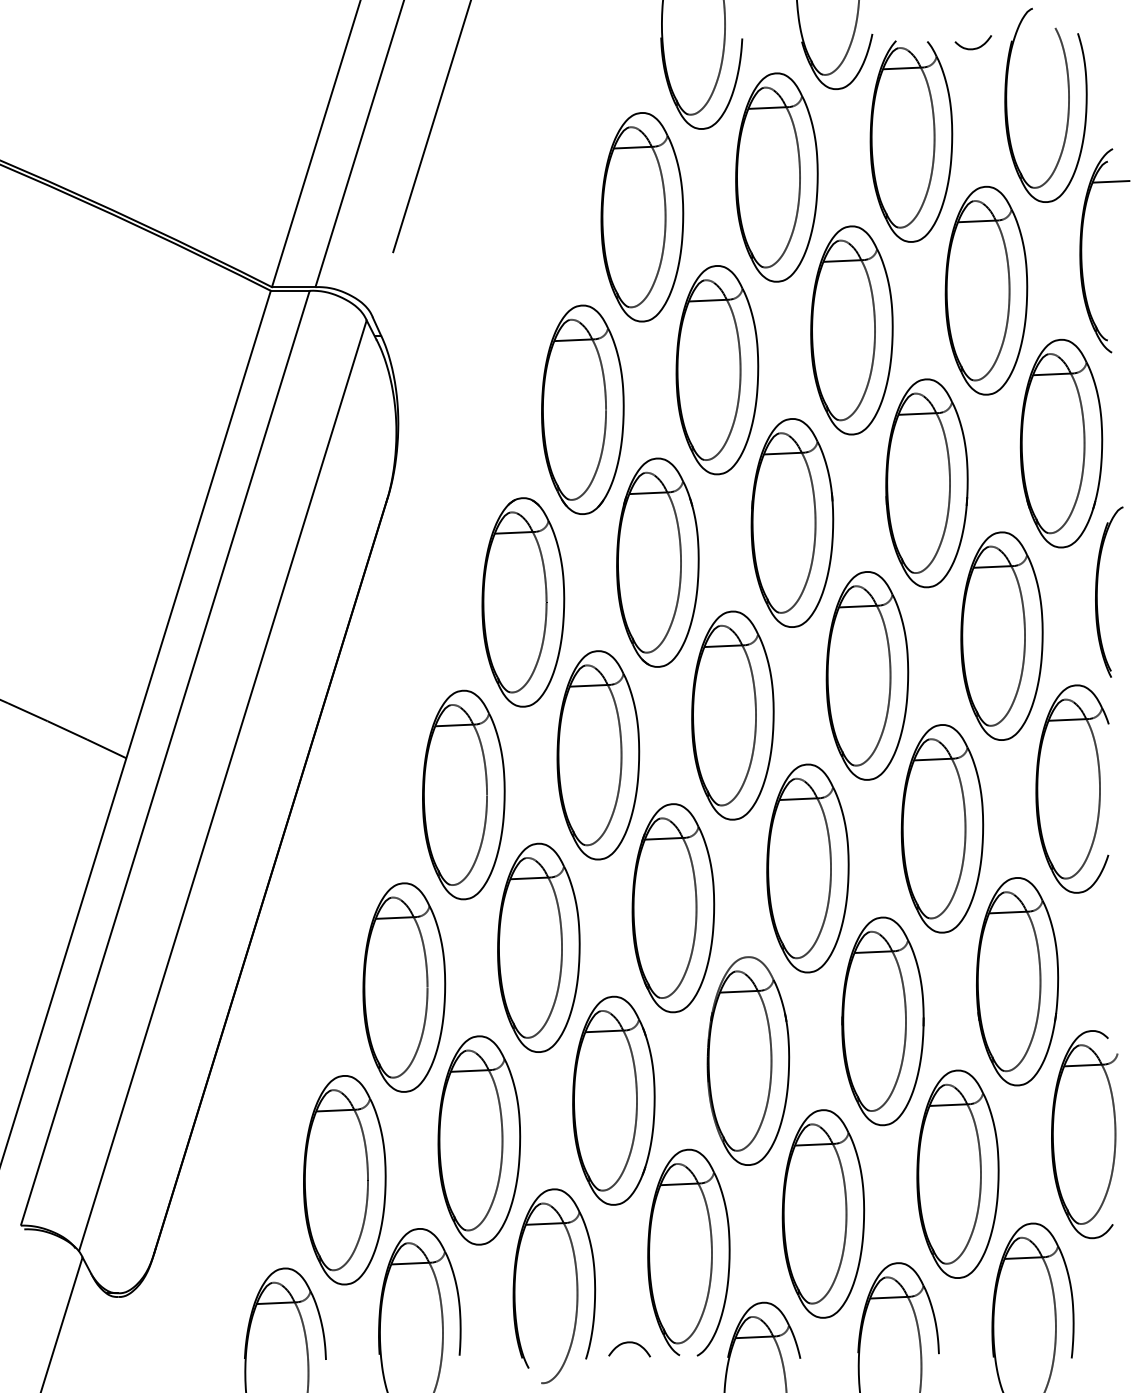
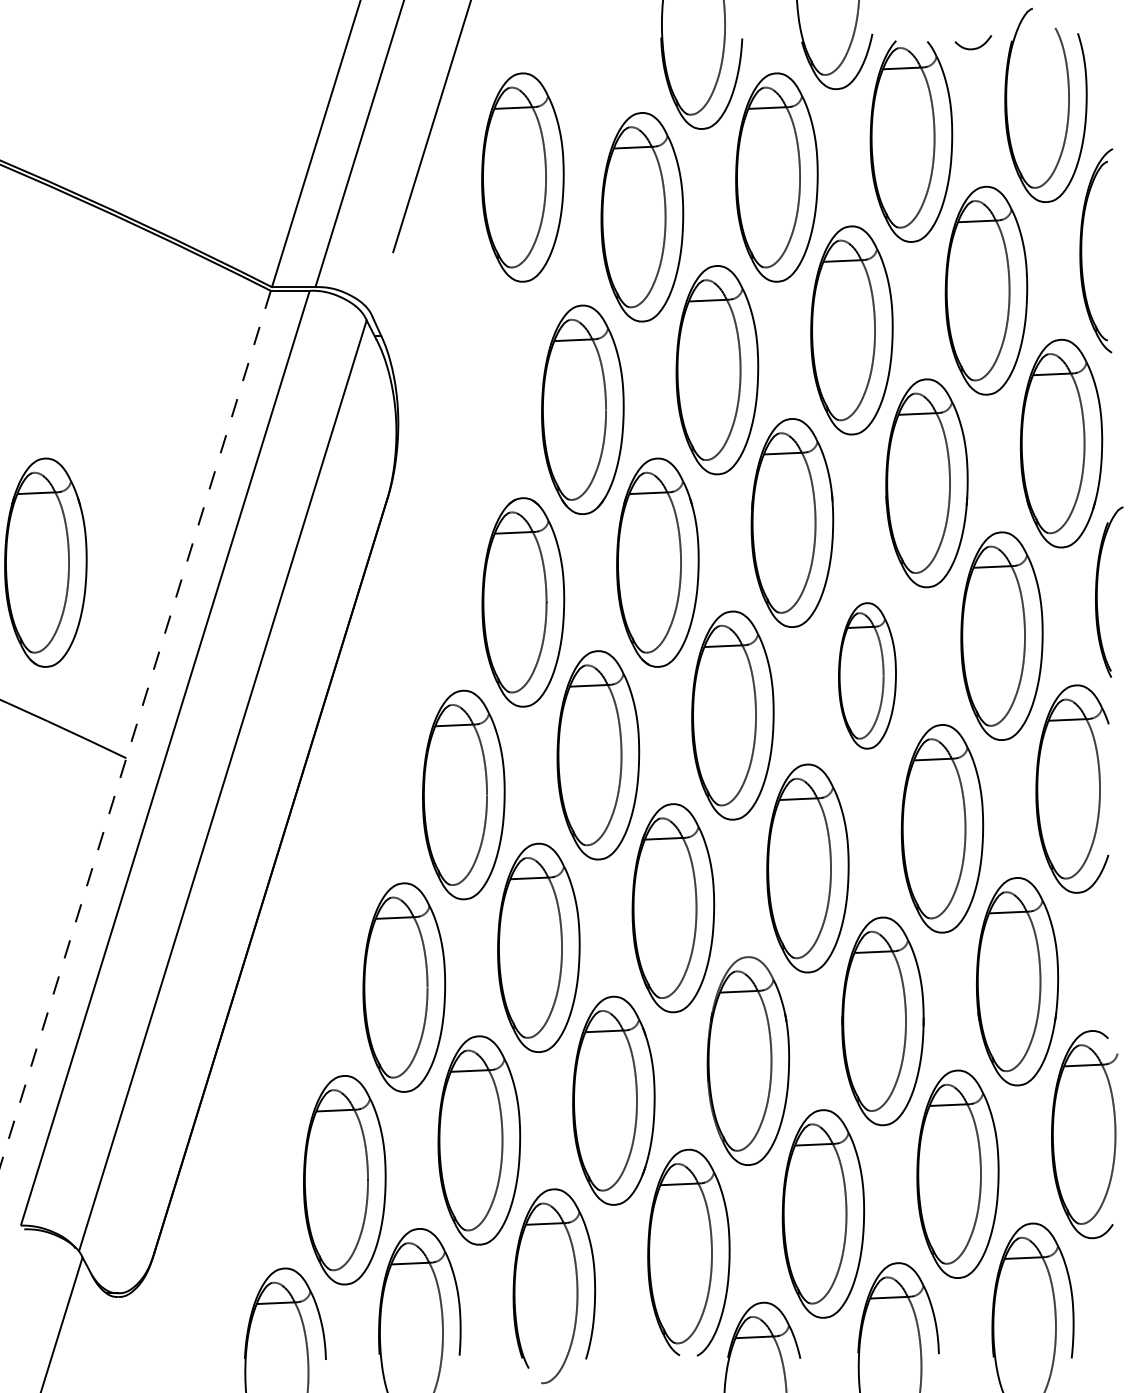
part: none -> present (522, 177)
line: present -> none (1111, 181)
part: none -> present (45, 562)
part size: 85x210 px -> 59x148 px (867, 675)
line: solid -> dashed (135, 729)
curve: present -> none (629, 1343)
